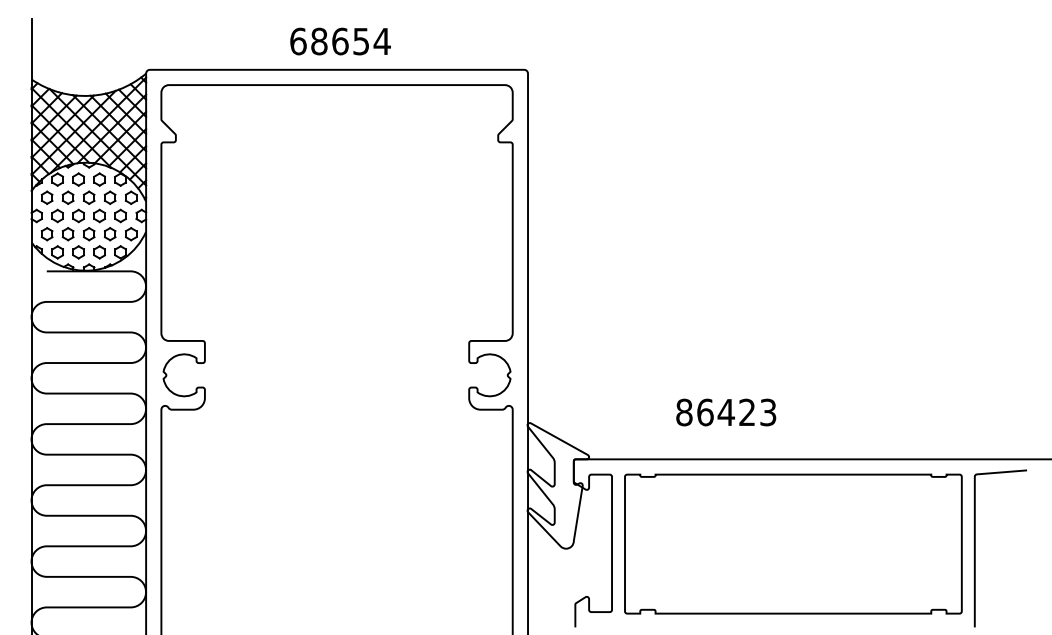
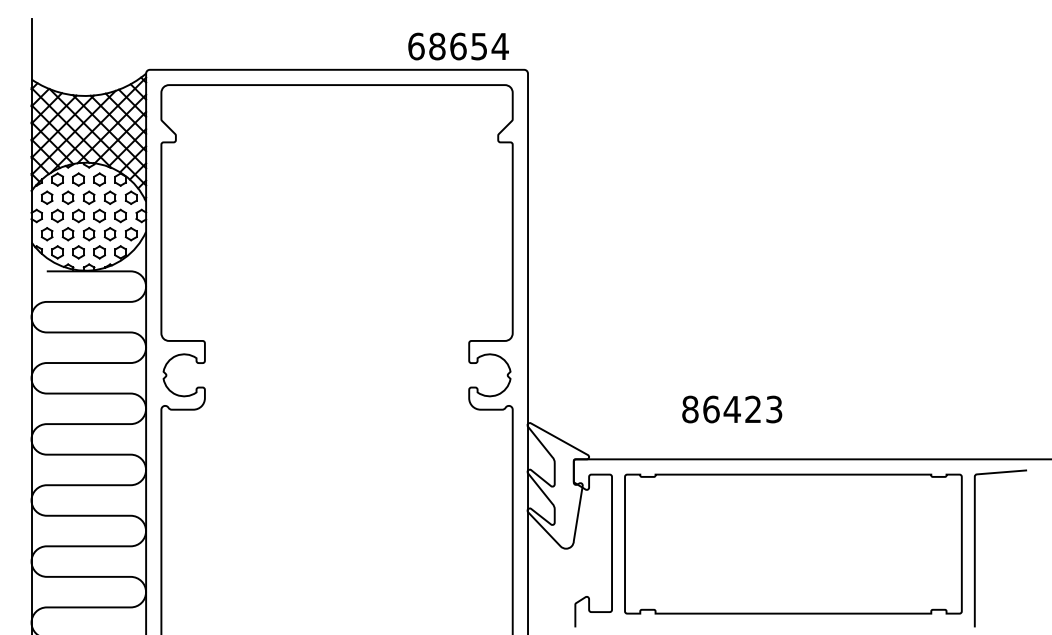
text position: (340, 41) -> (458, 46) (458, 46)
text position: (726, 412) -> (732, 409) (732, 409)
